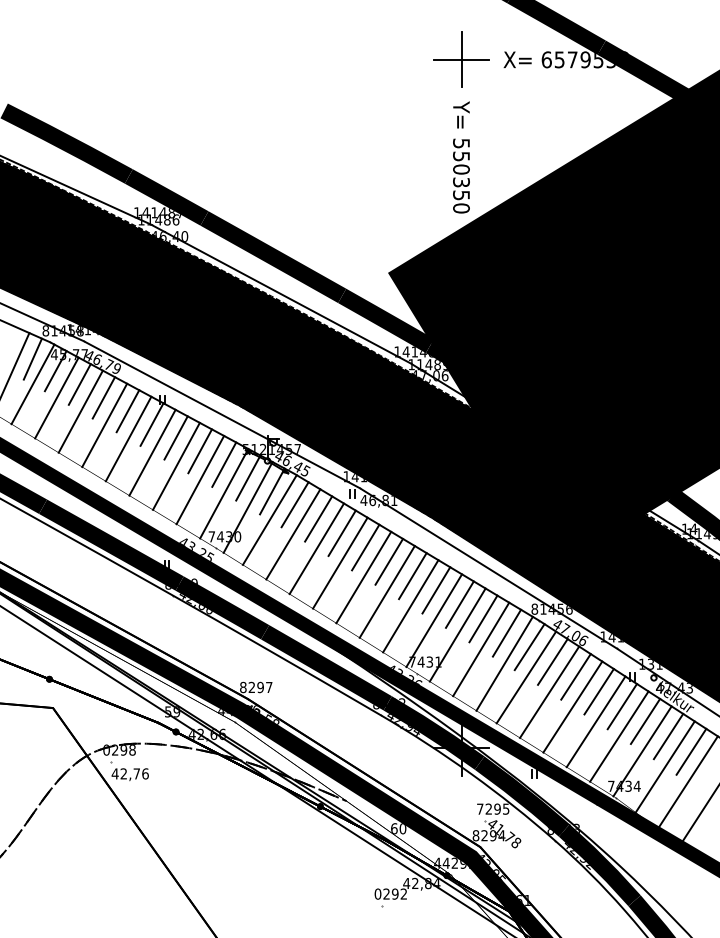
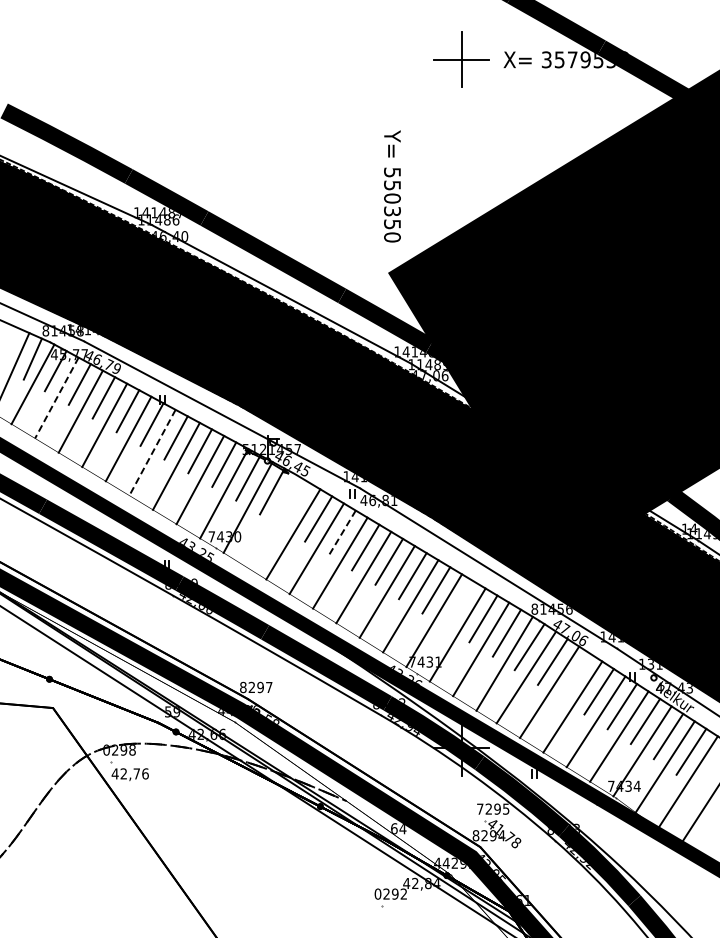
text: 6579550 -> 3579550 (546, 59)
text position: (461, 157) -> (392, 186) (392, 186)
line: solid -> dashed (56, 398)
line: solid -> dashed (152, 452)
line: present -> none (294, 504)
line: present -> none (269, 519)
line: solid -> dashed (341, 533)
line: present -> none (459, 604)
line: present -> none (575, 676)
text: 60 -> 64 (402, 828)
